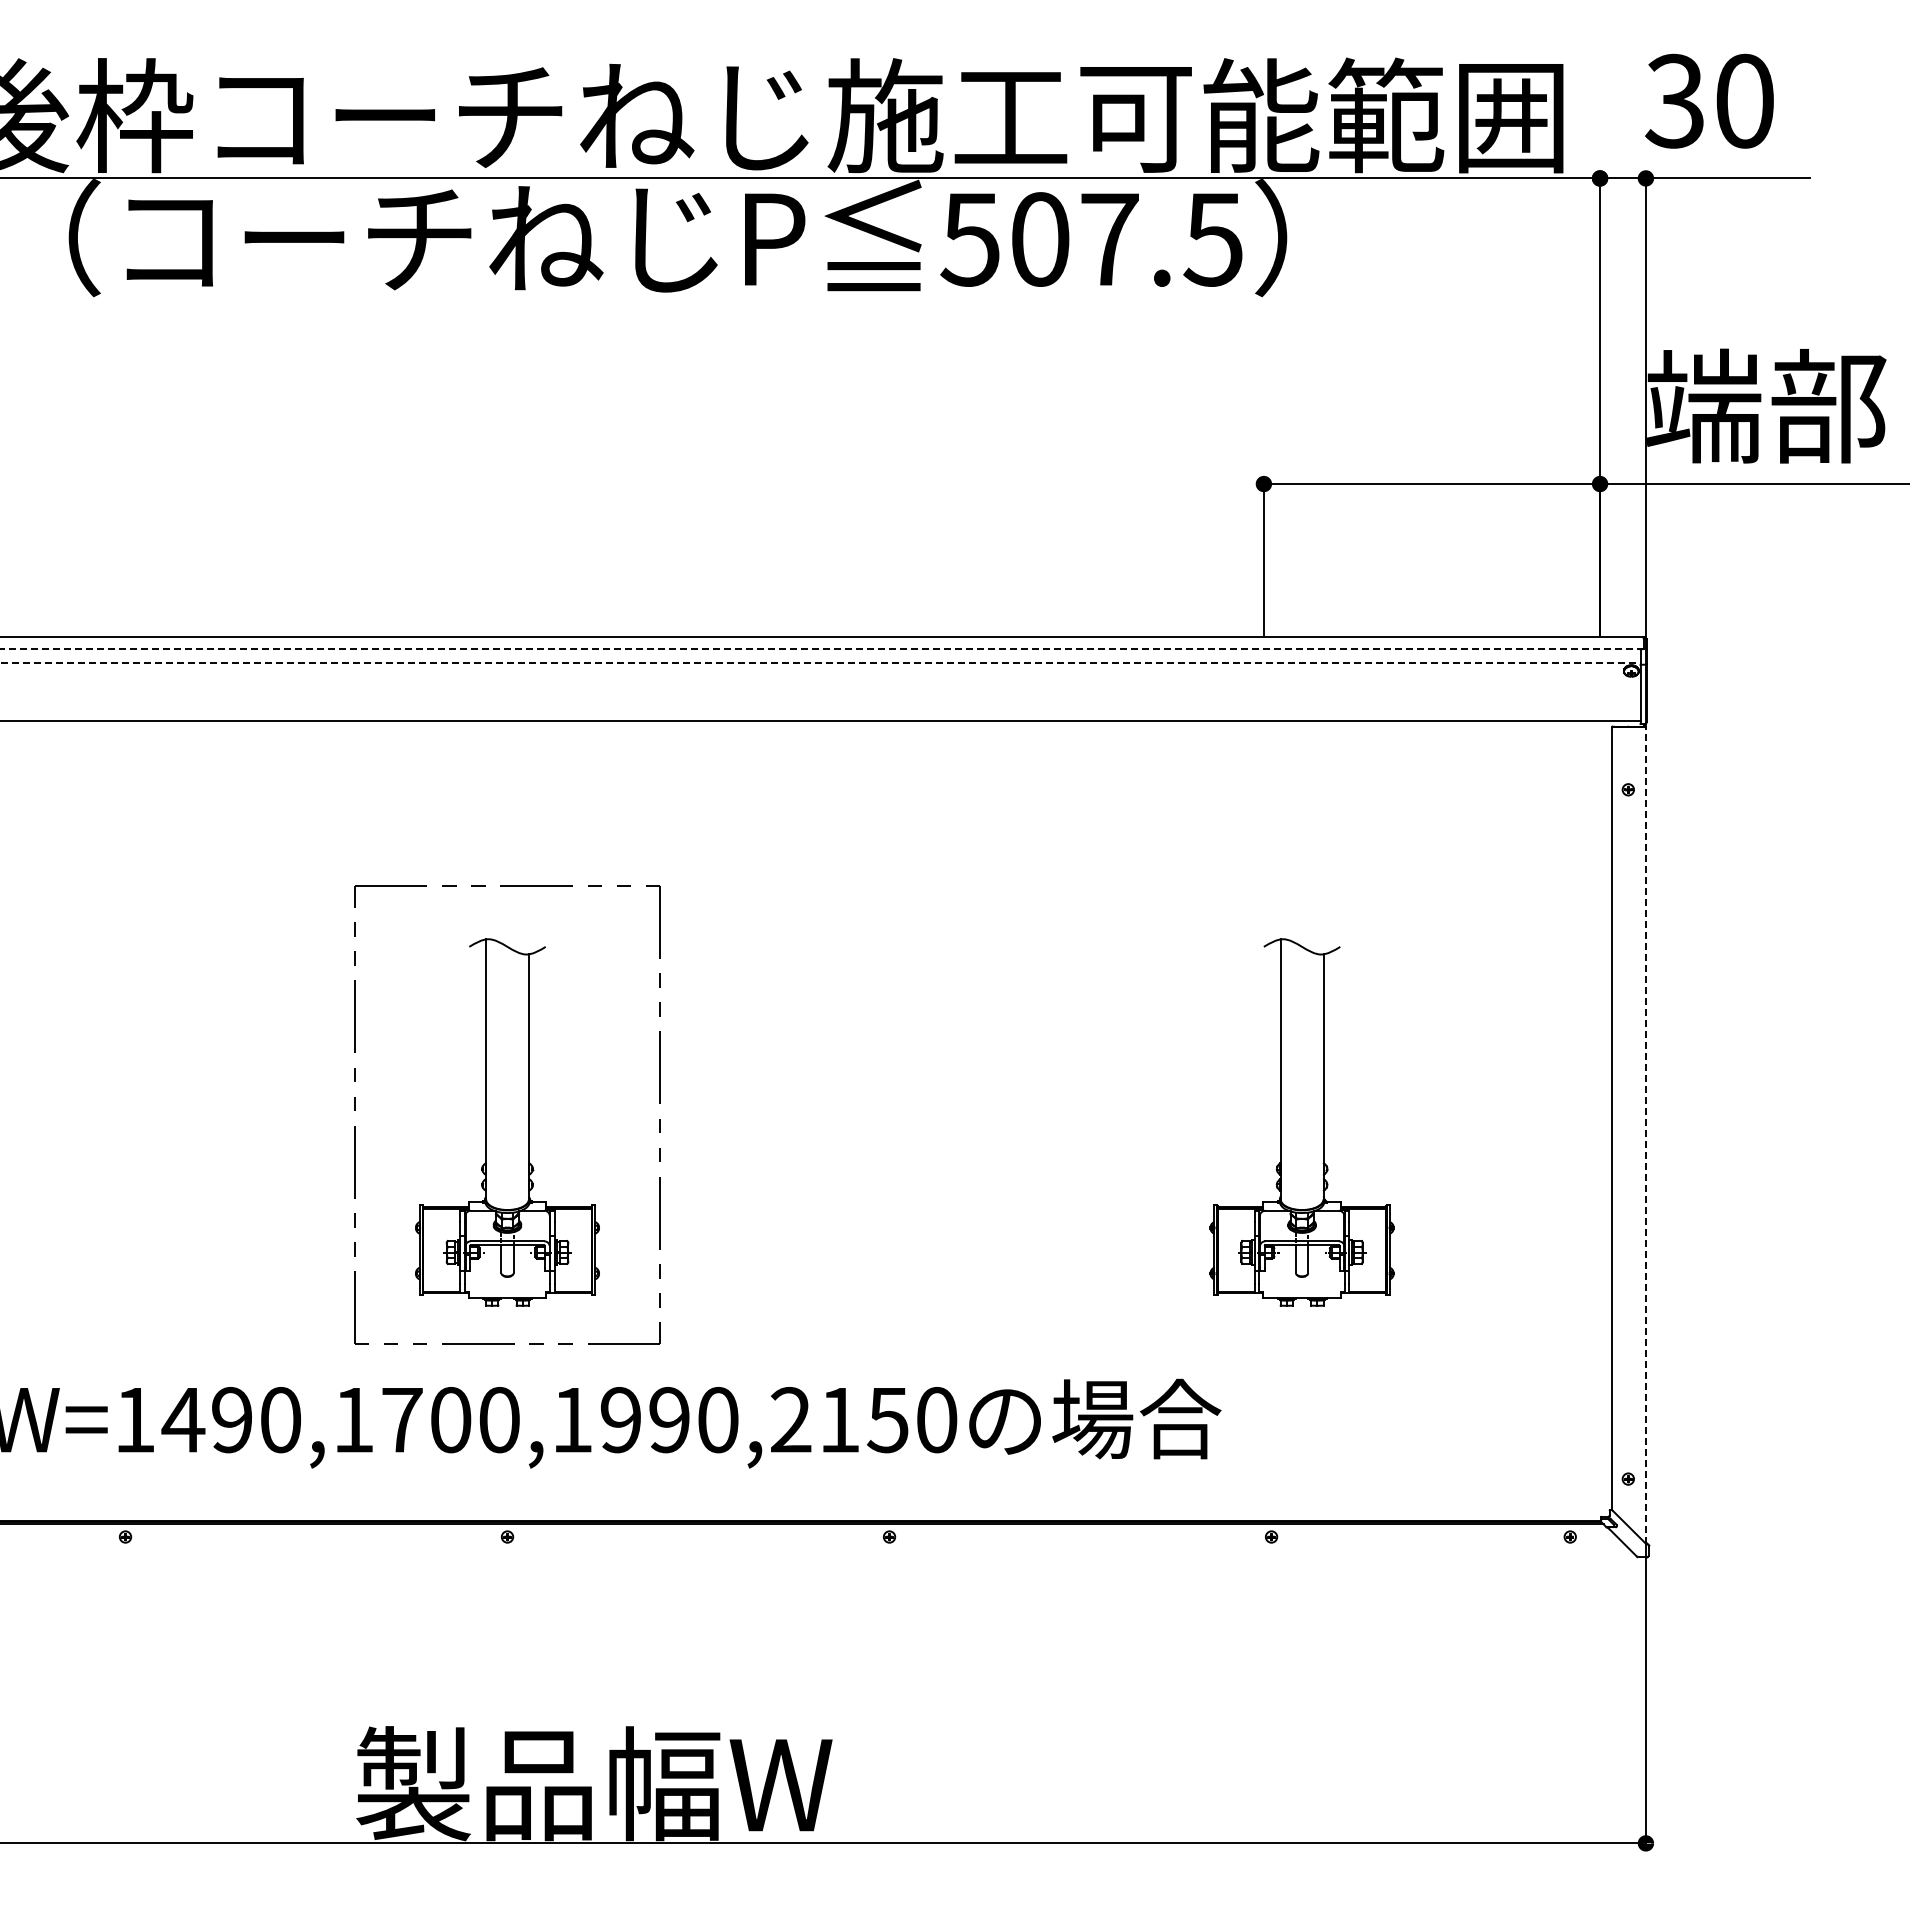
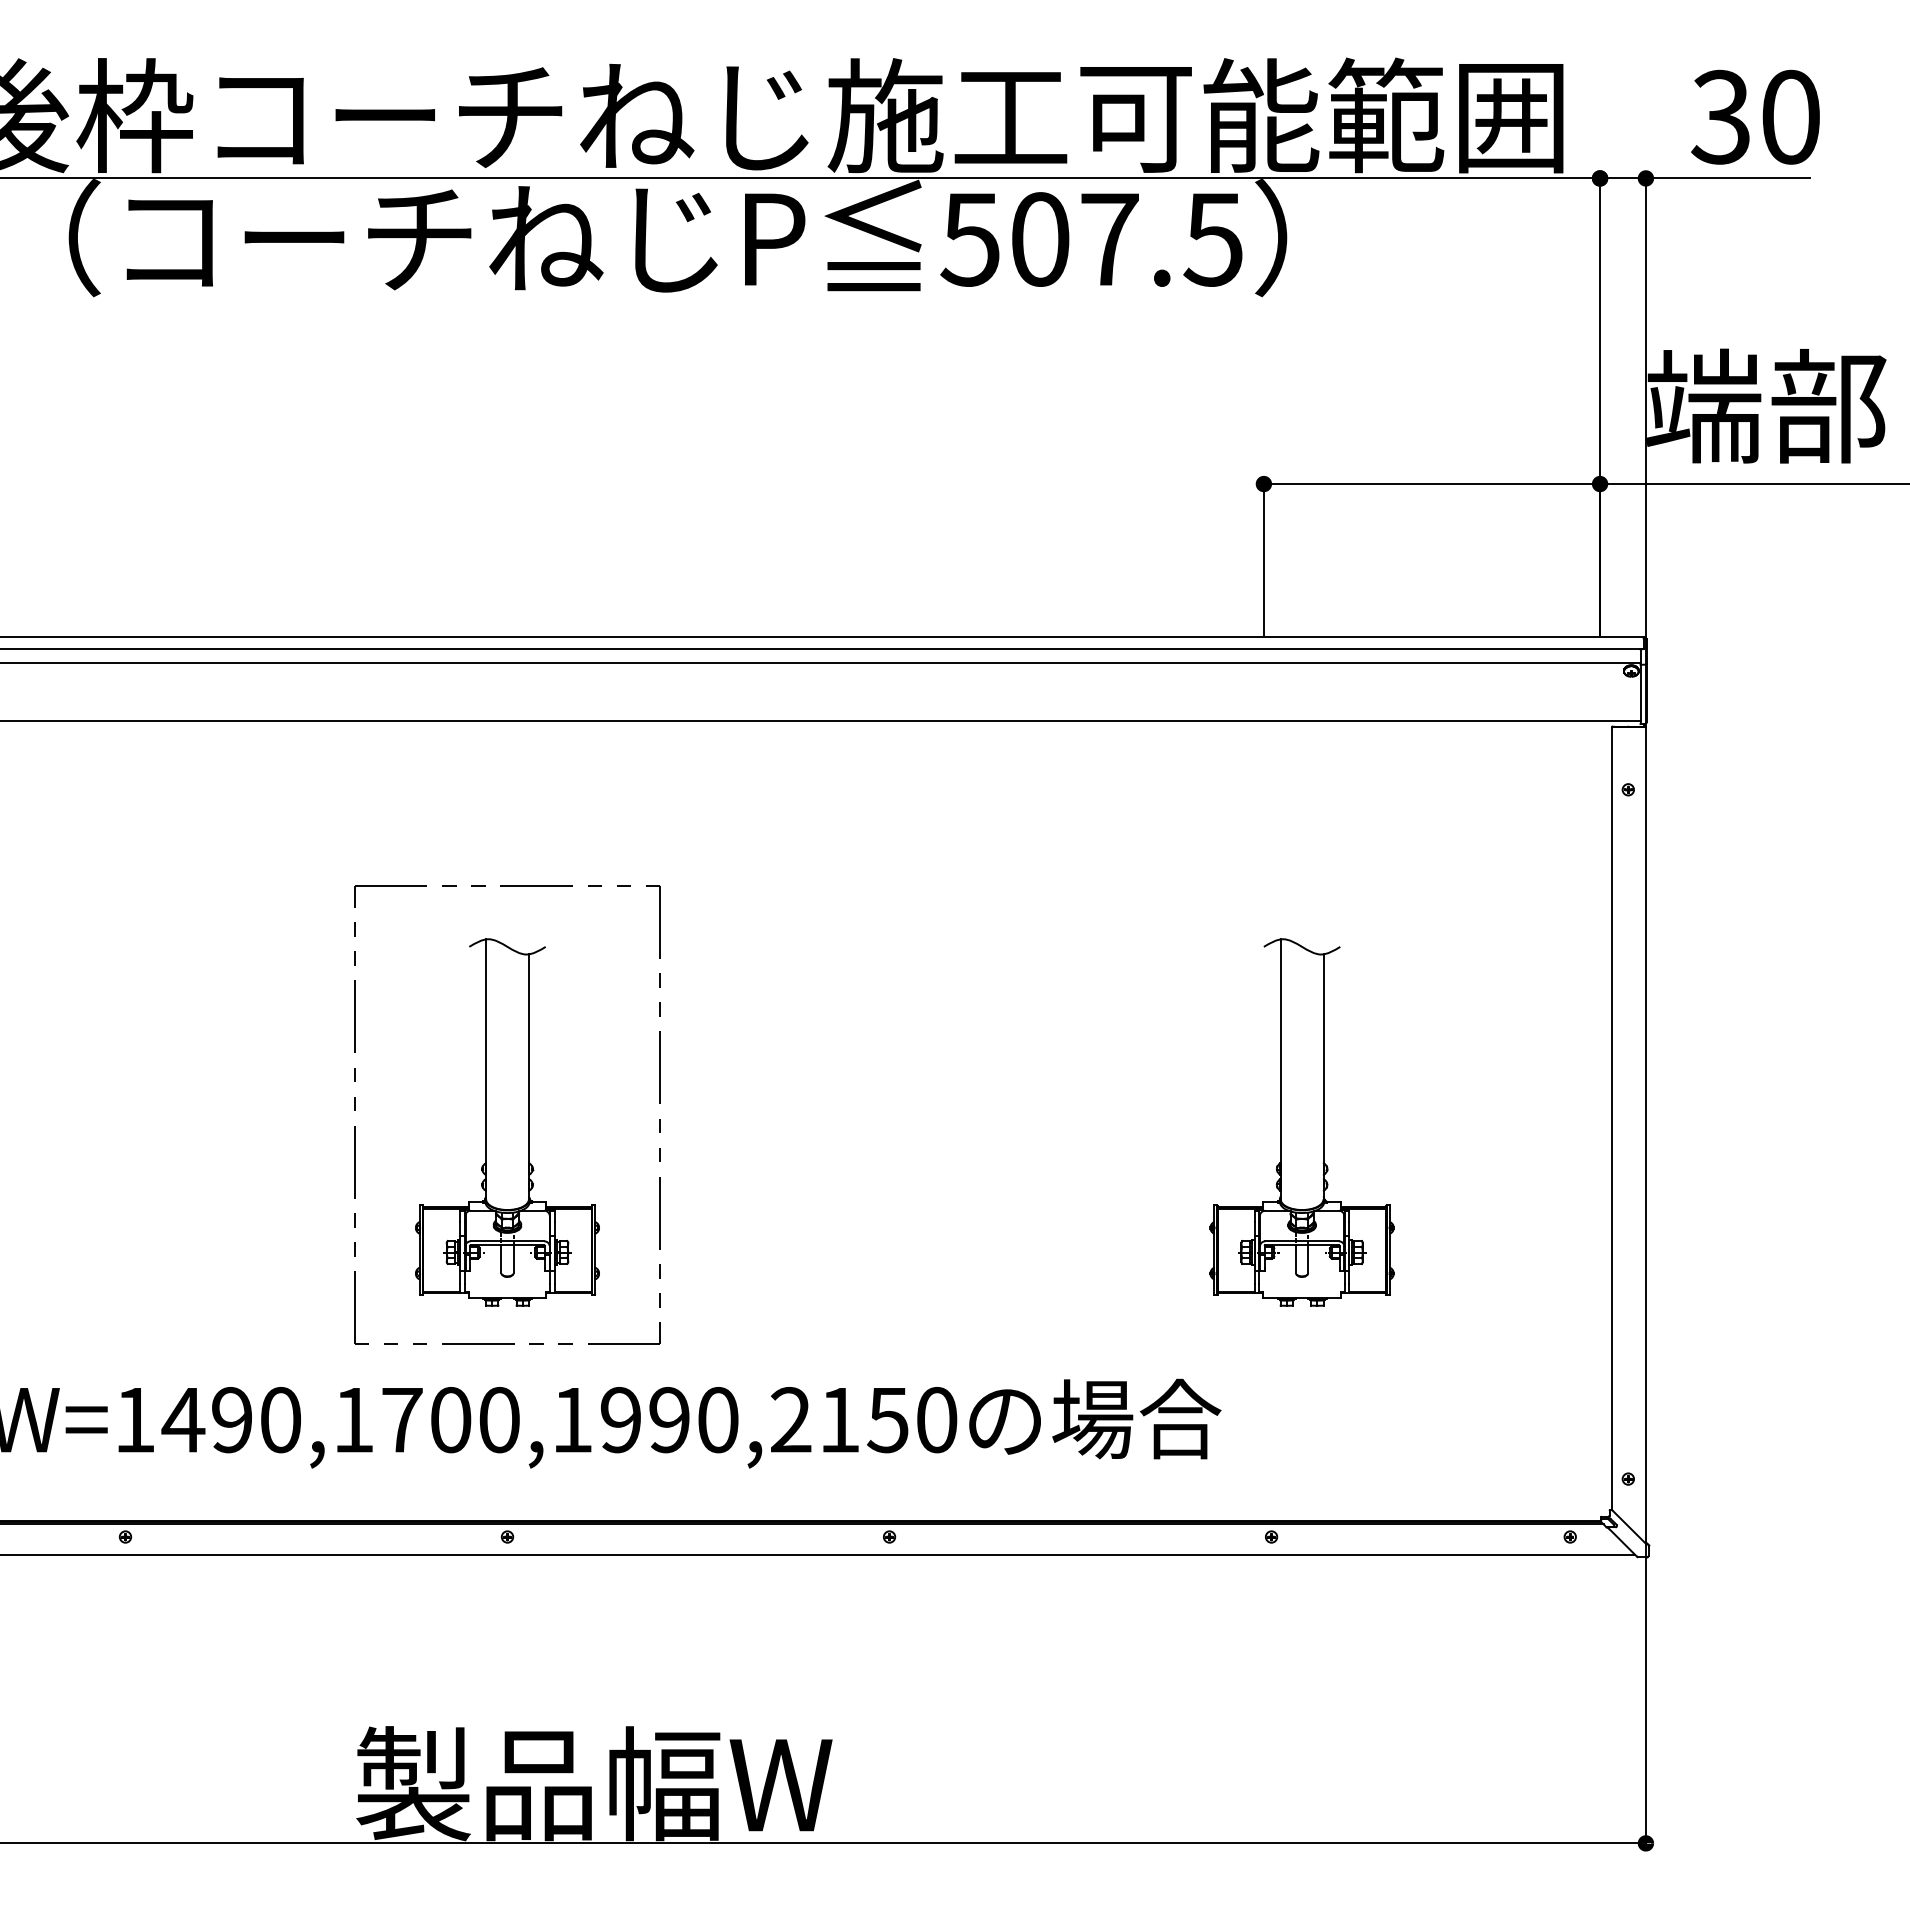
text position: (1709, 100) -> (1755, 116) (1755, 116)
line: dashed -> solid (821, 649)
line: dashed -> solid (820, 662)
line: dashed -> solid (1645, 1135)
line: none -> present (818, 1554)
